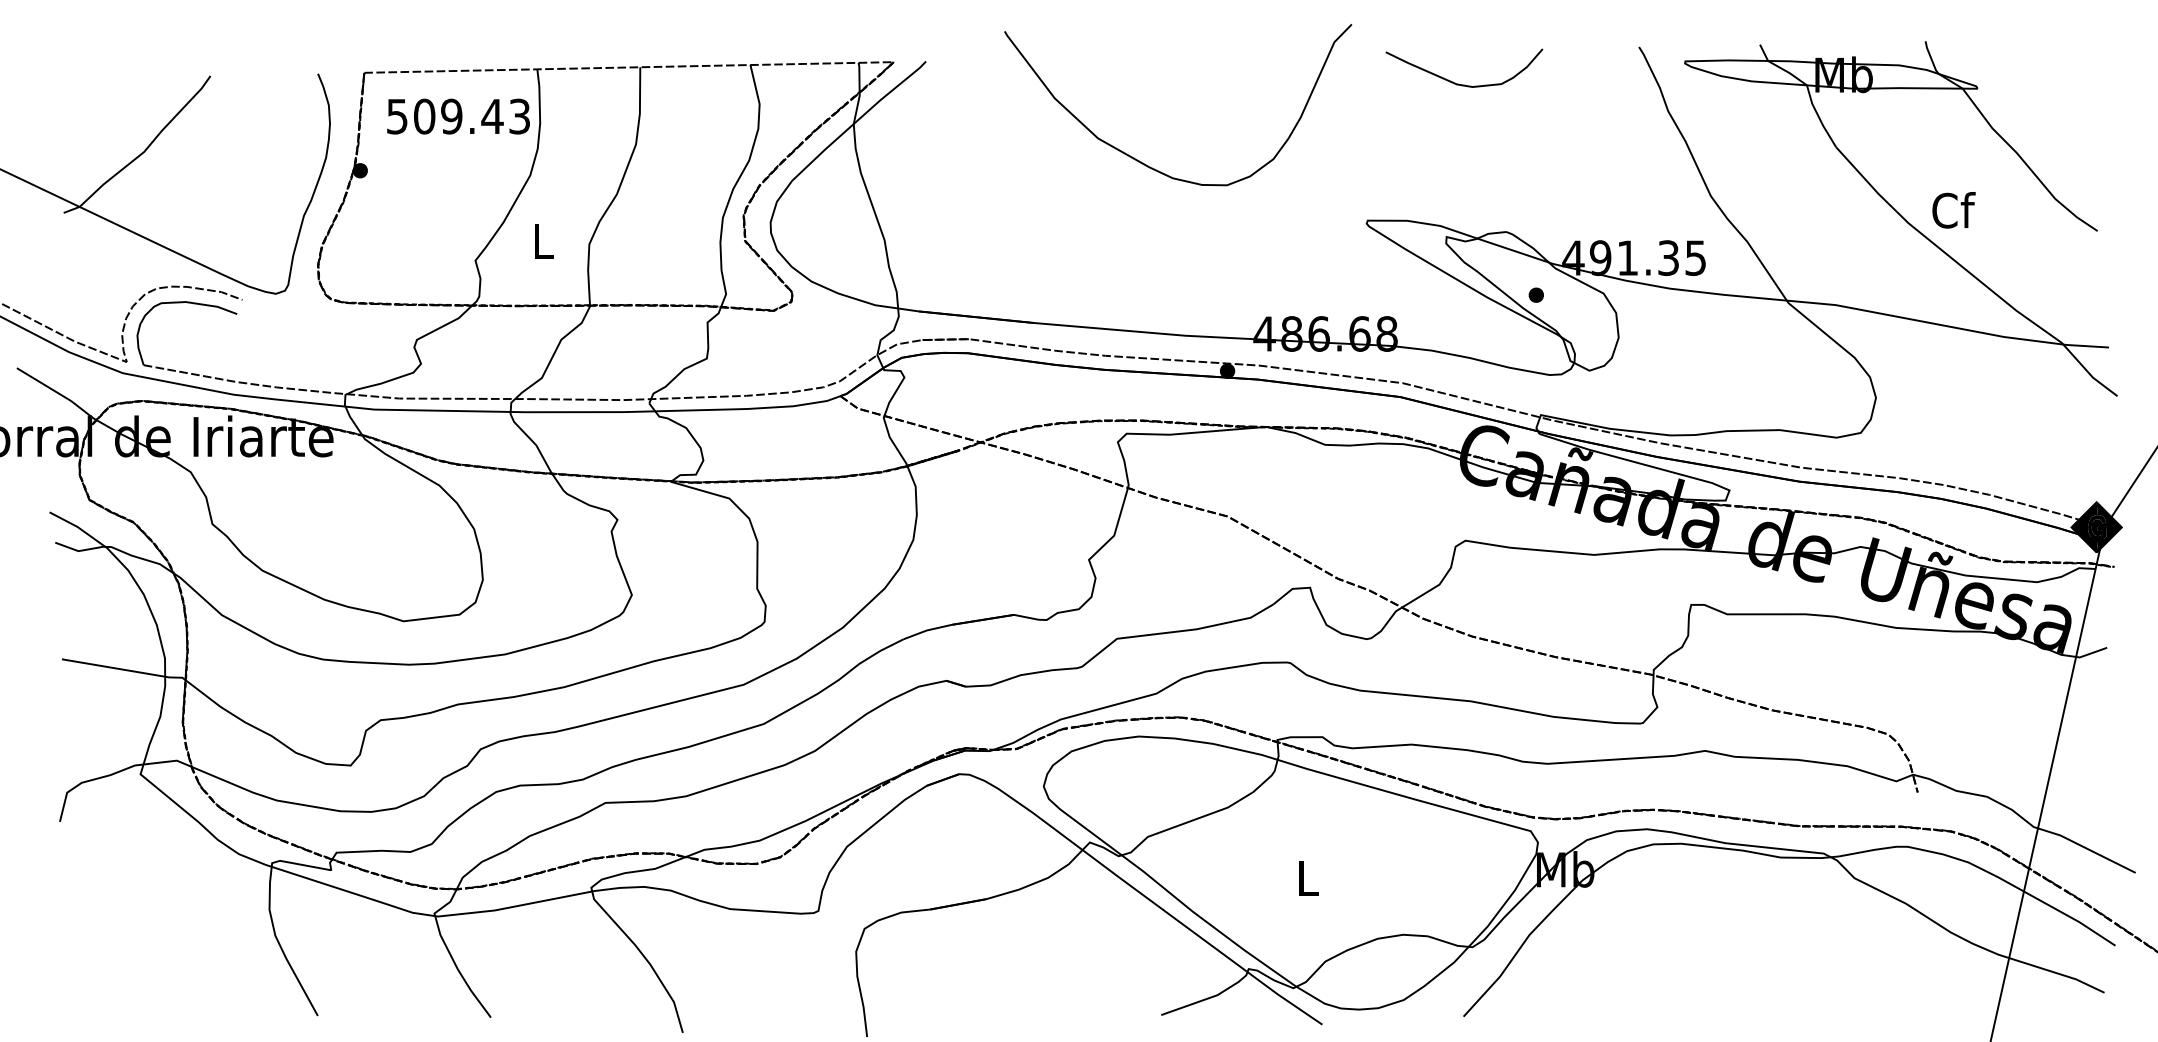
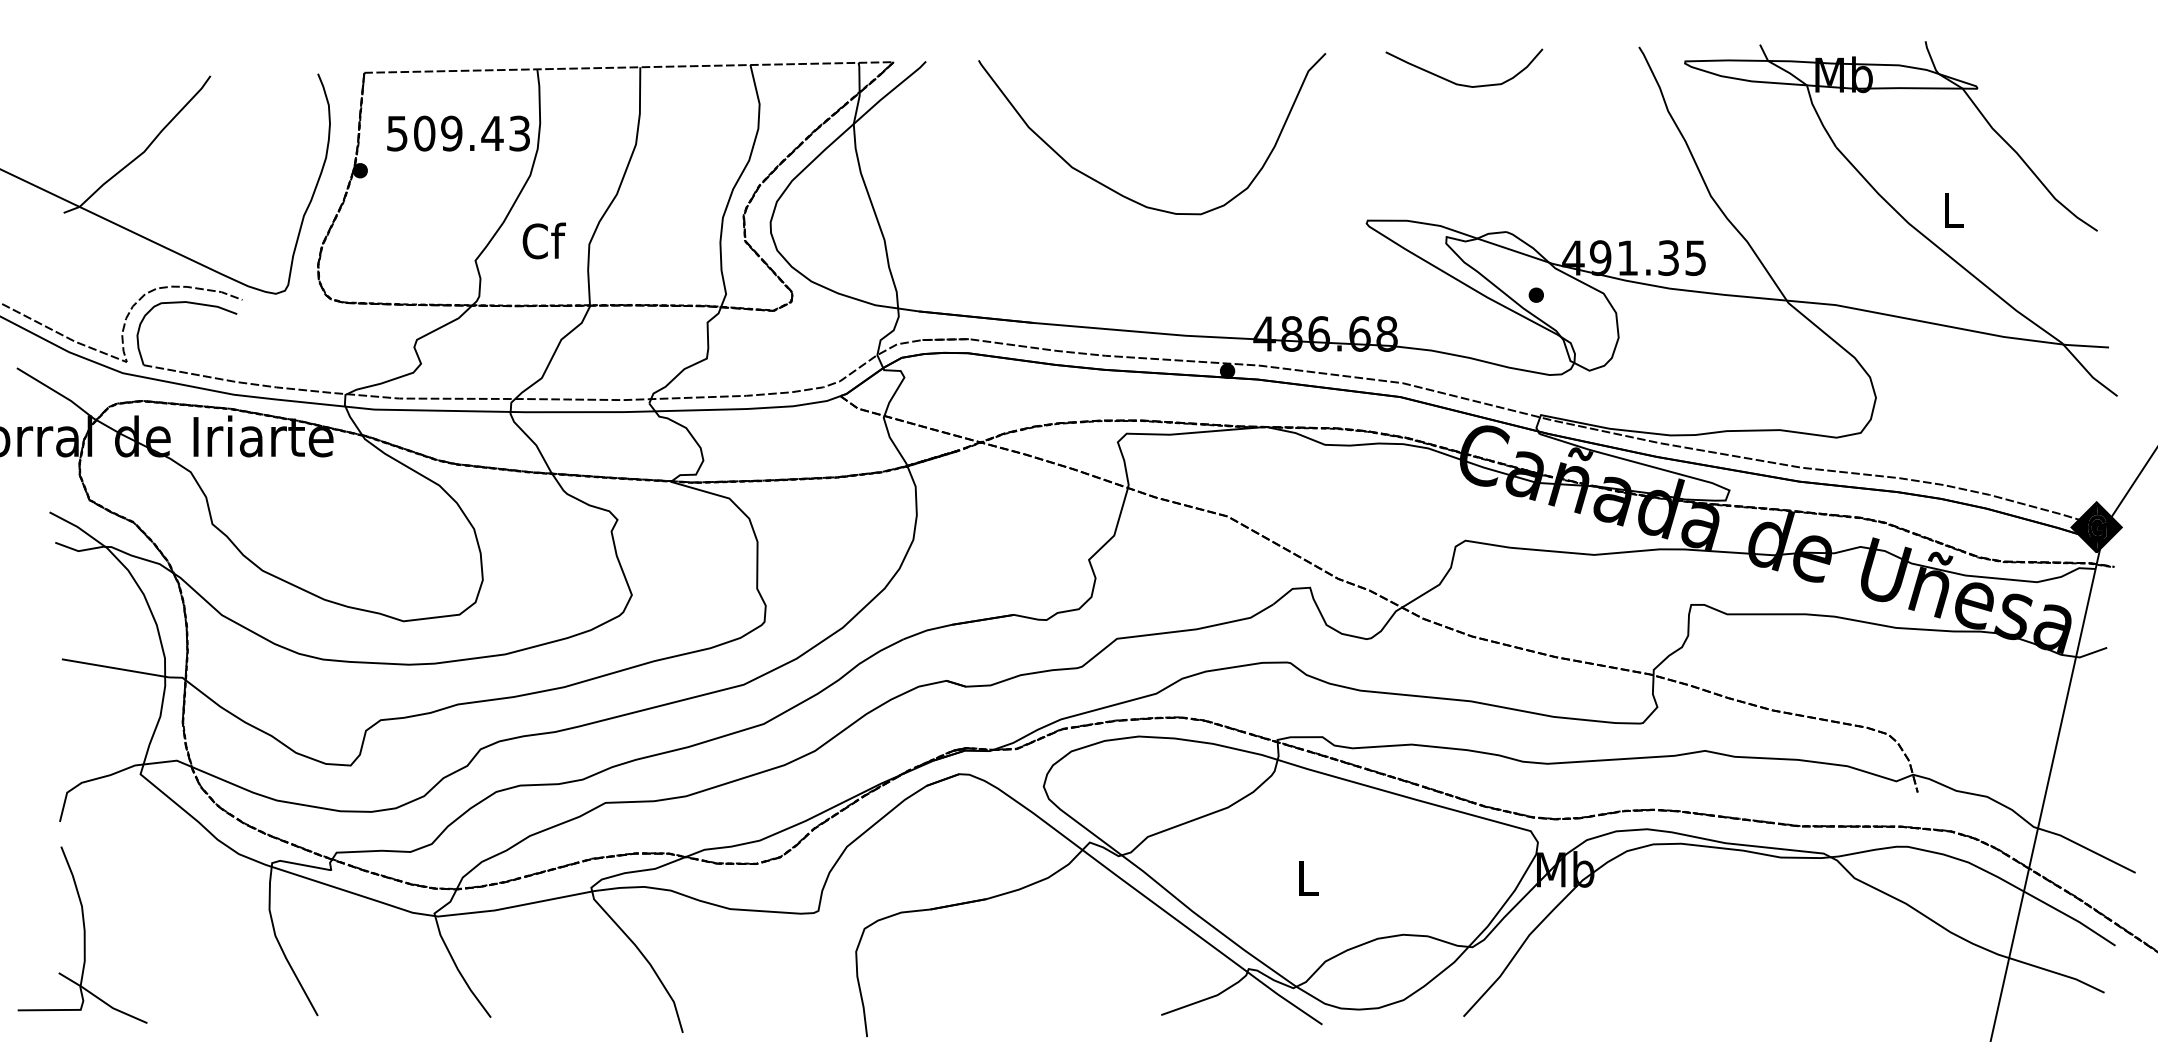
text position: (458, 116) -> (458, 133) (458, 133)
curve position: (1143, 162) -> (1117, 191) (1117, 191)
text: Cf -> L (1953, 210)
text: L -> Cf (543, 240)
part: none -> present (82, 934)
